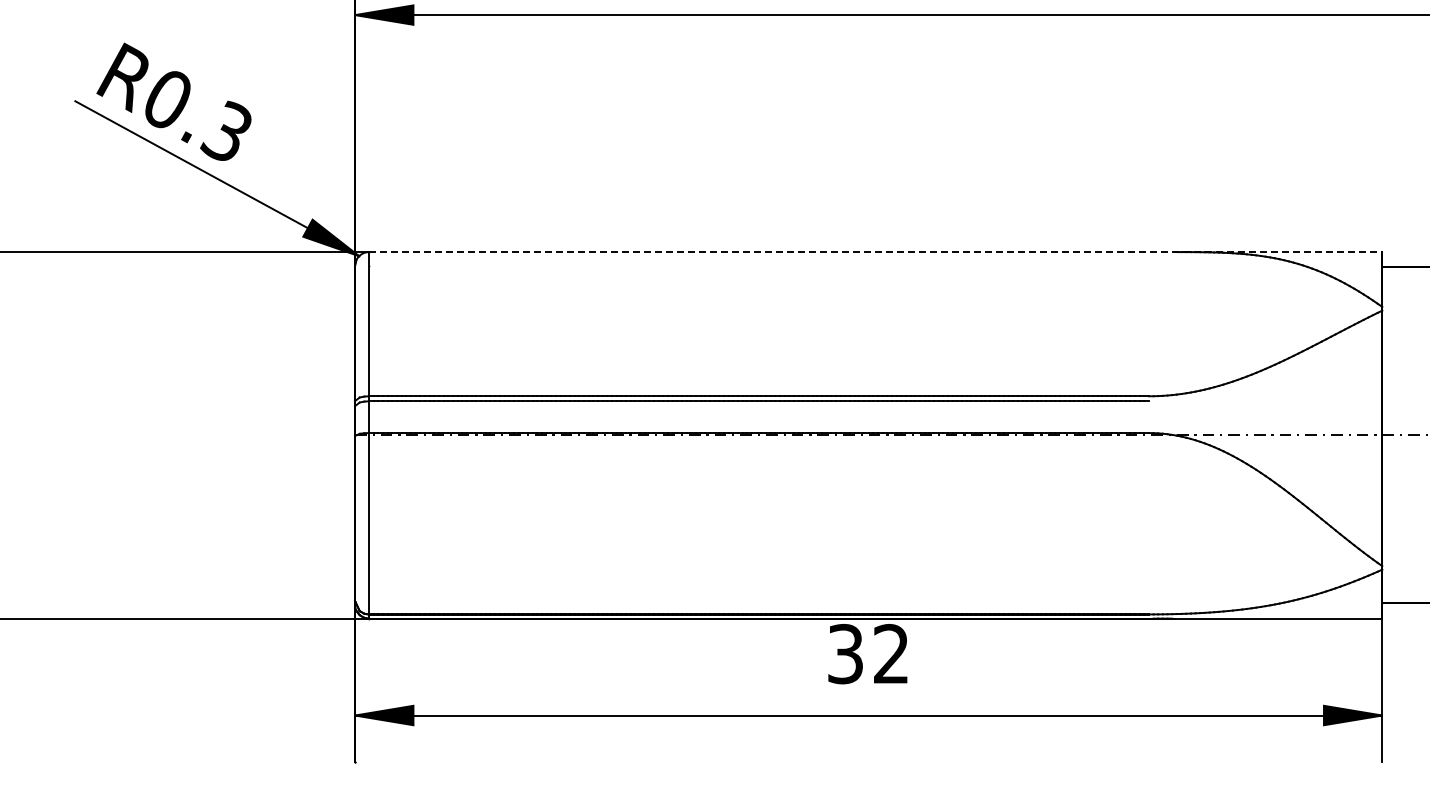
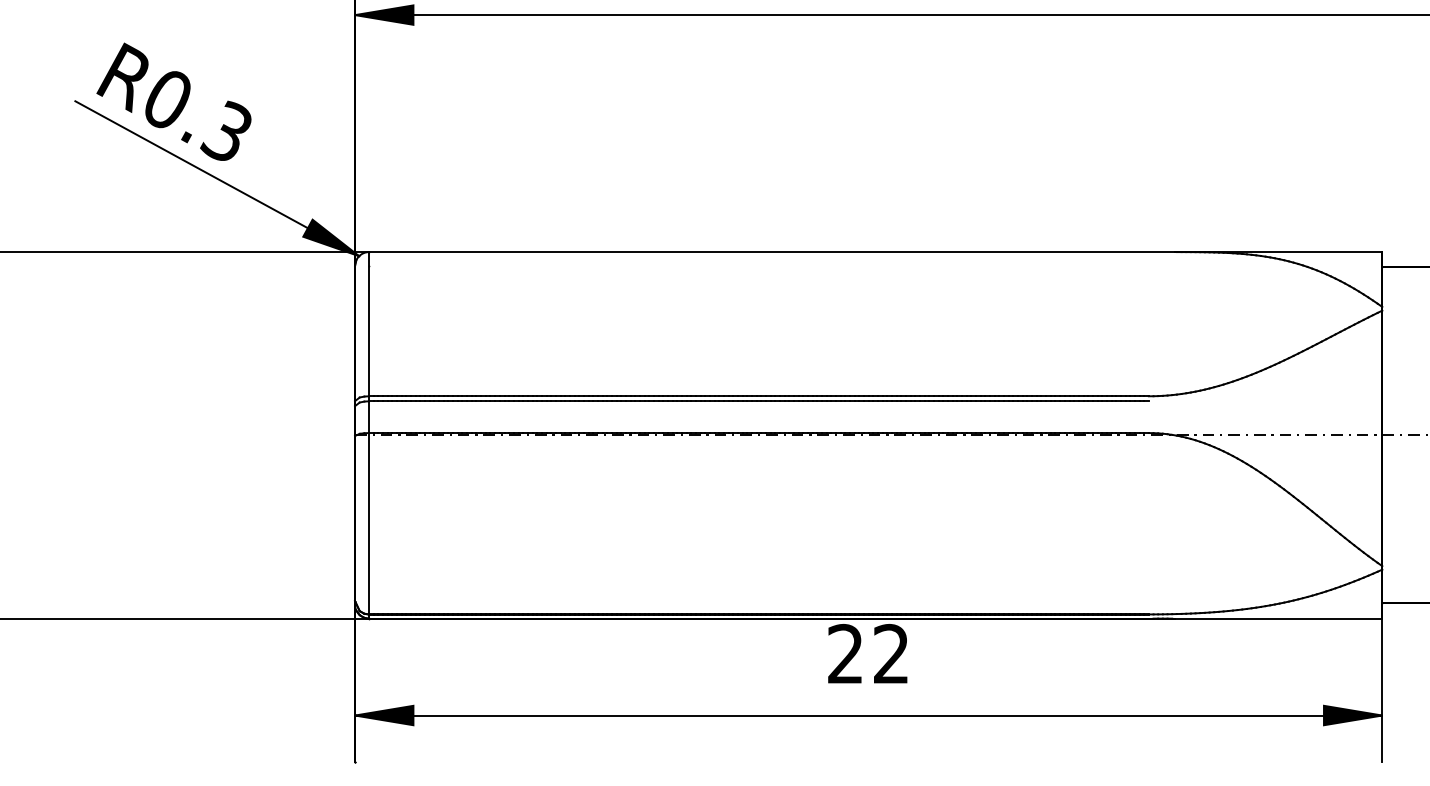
line: dashed -> solid (875, 252)
text: 32 -> 22 (845, 654)
